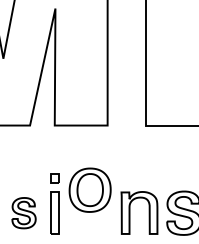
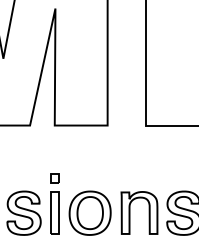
part position: (89, 189) -> (89, 212) (89, 212)
part size: 26x33 px -> 36x46 px (23, 212)
